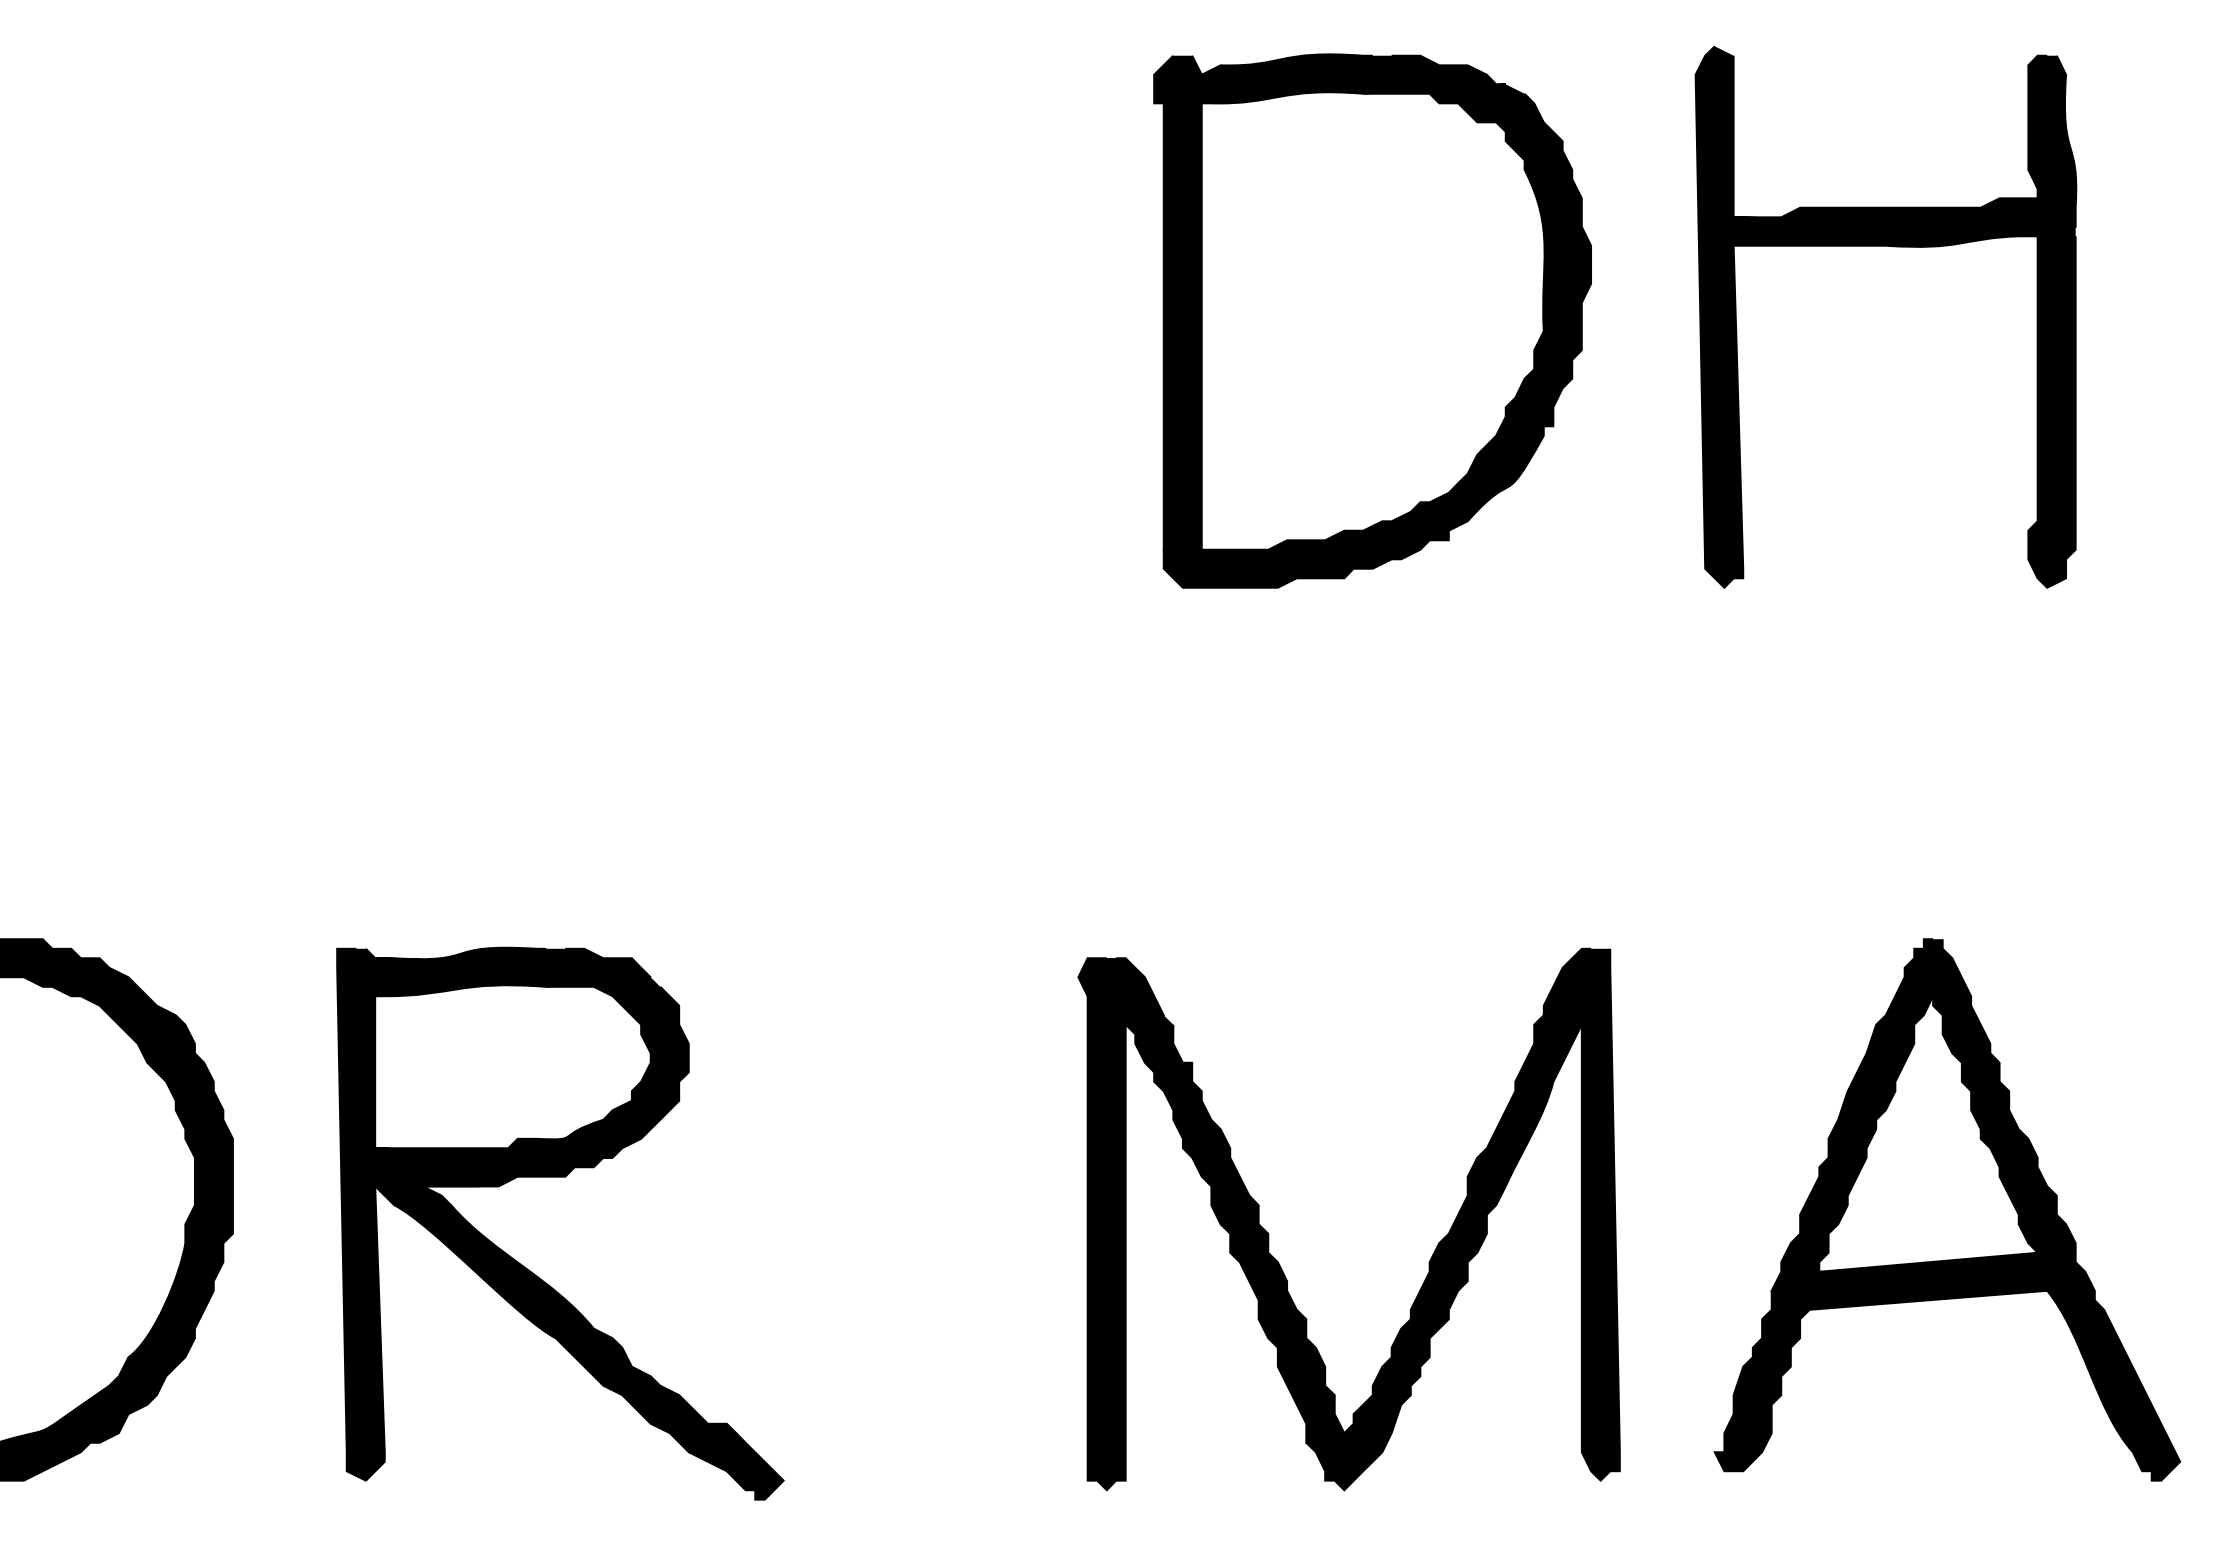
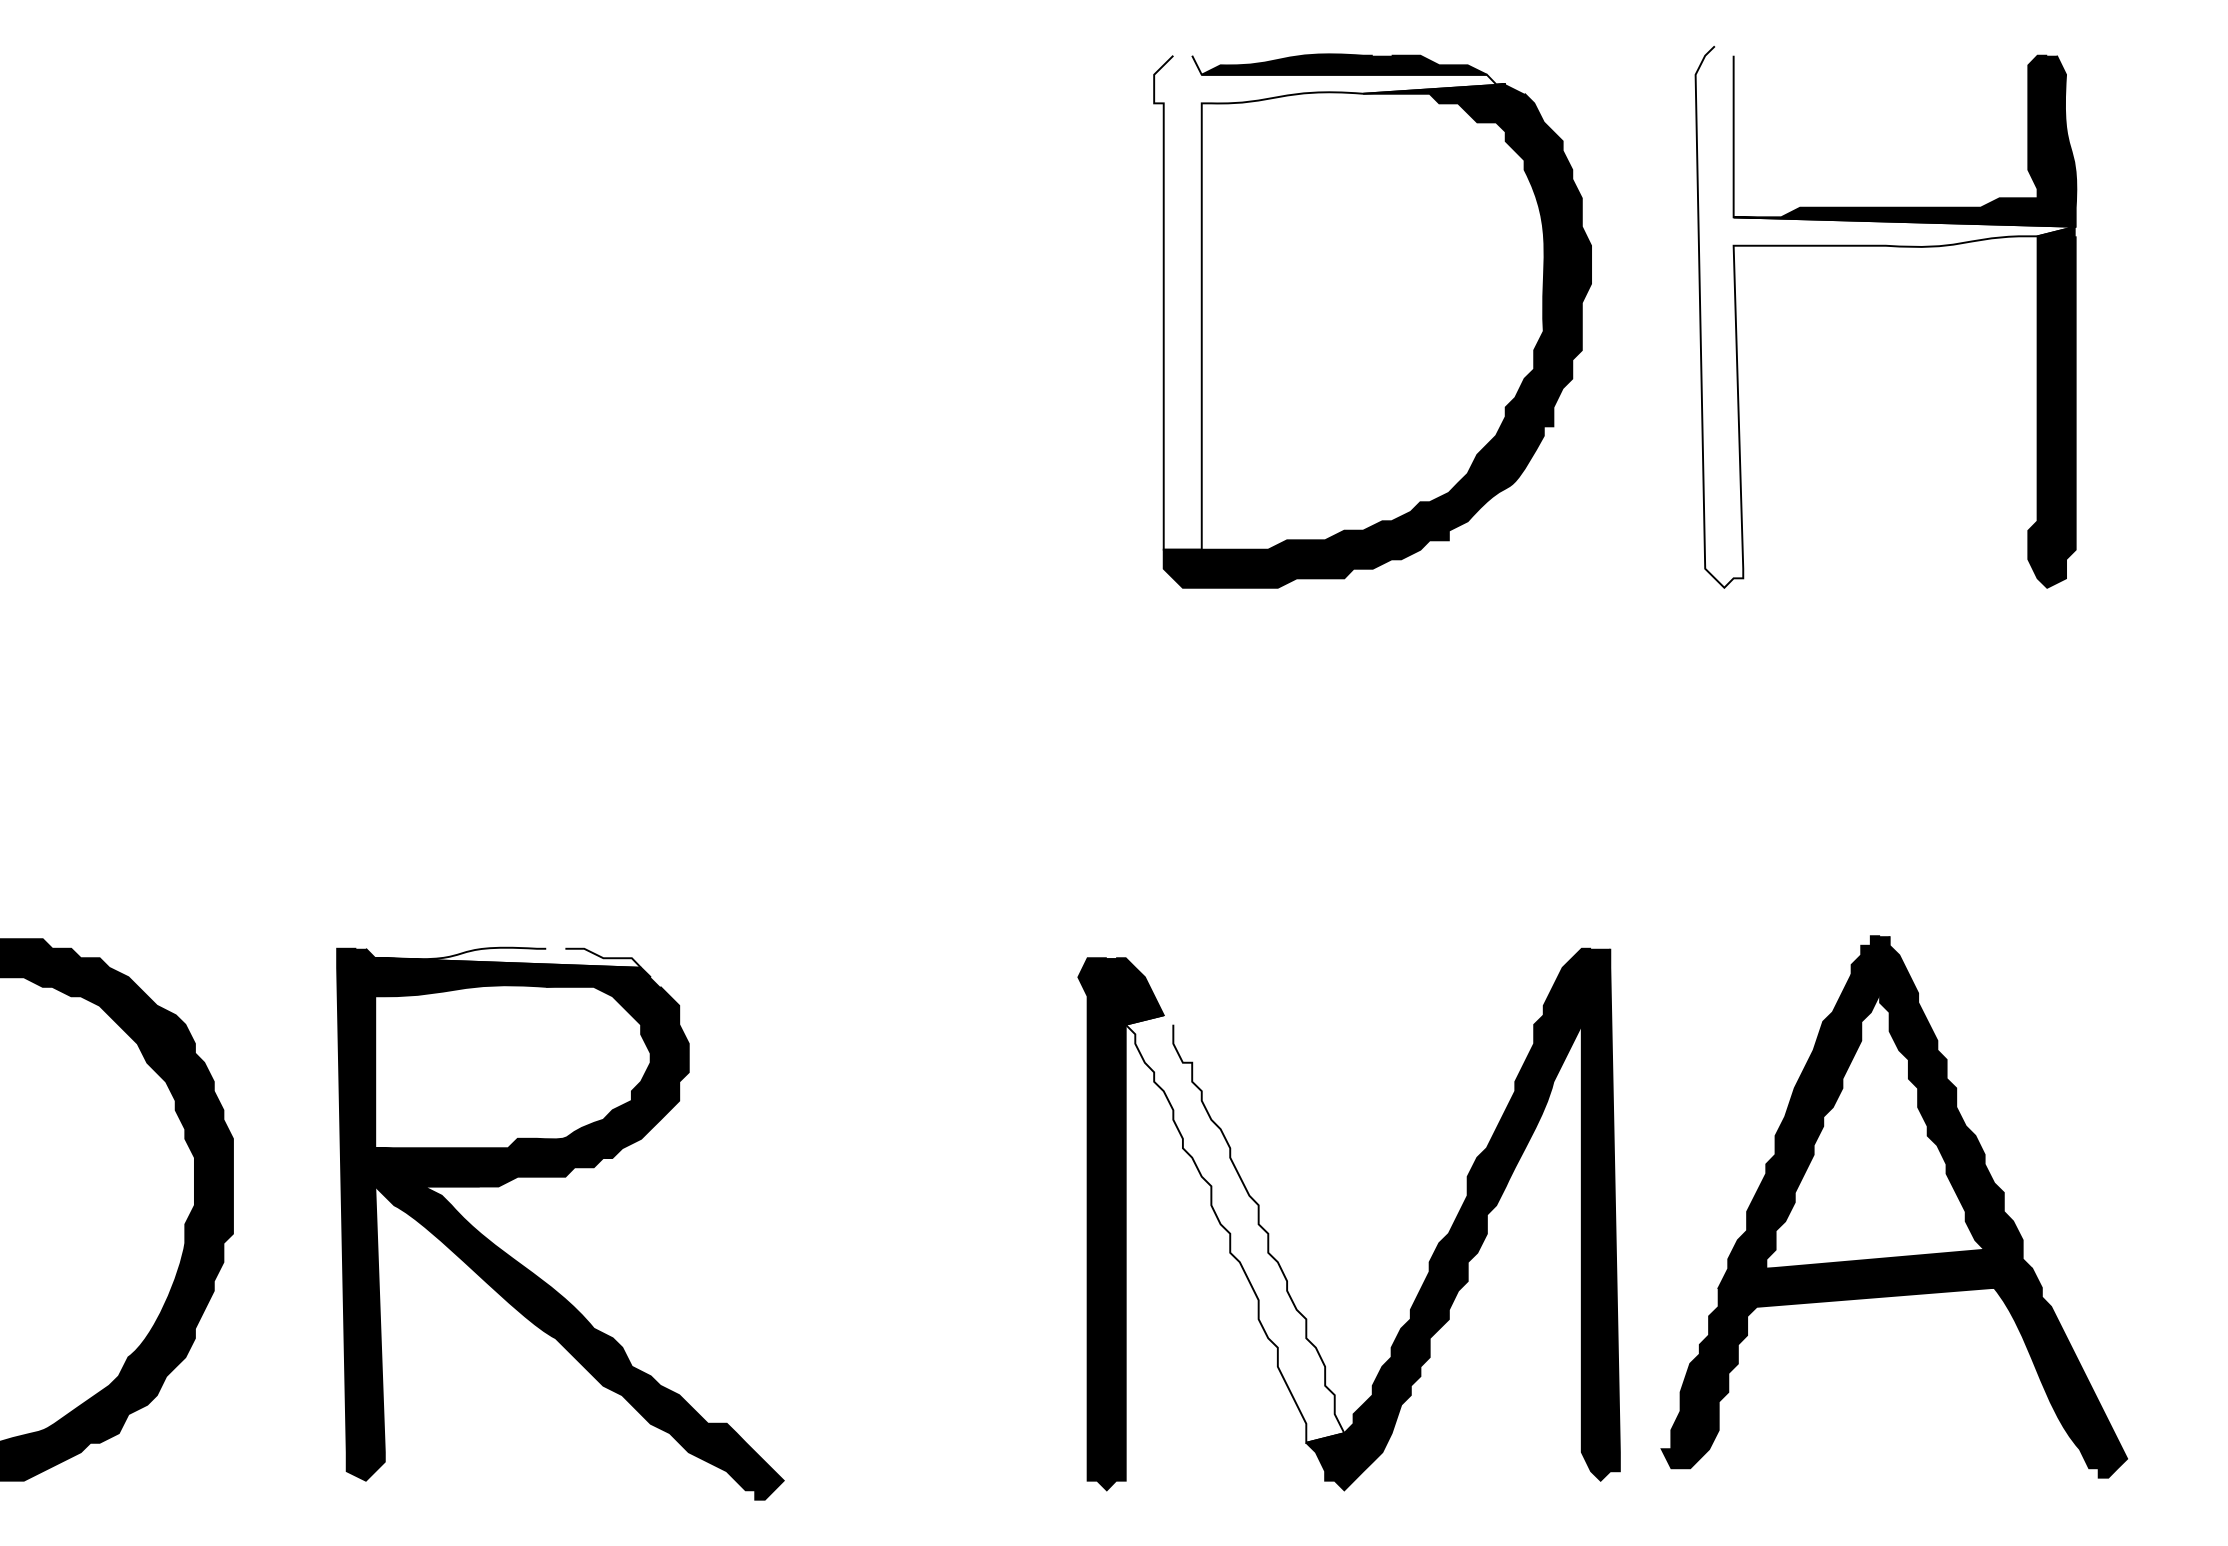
fill: present -> none (1329, 302)
fill: present -> none (1885, 316)
fill: present -> none (508, 957)
part position: (1947, 1209) -> (1894, 1206) (1894, 1206)
fill: present -> none (1234, 1228)
